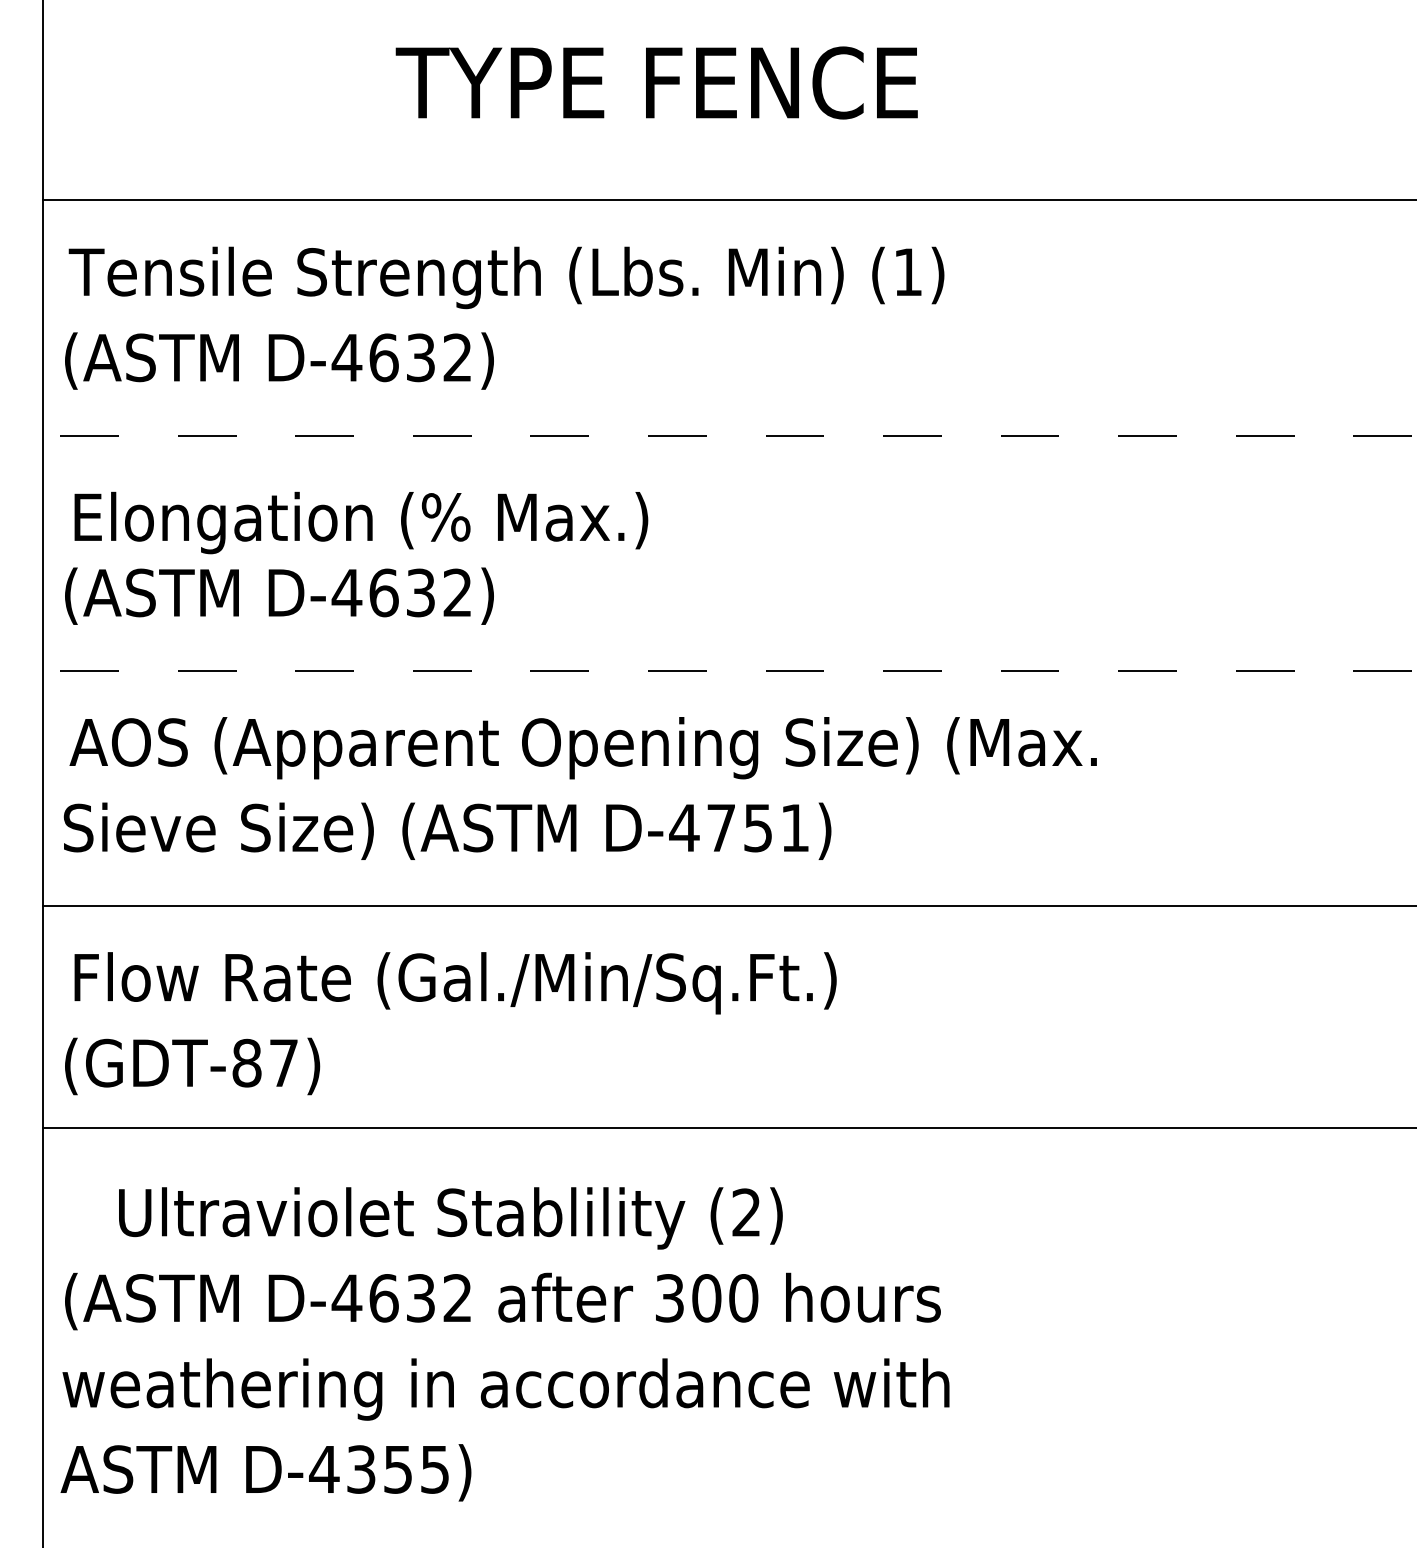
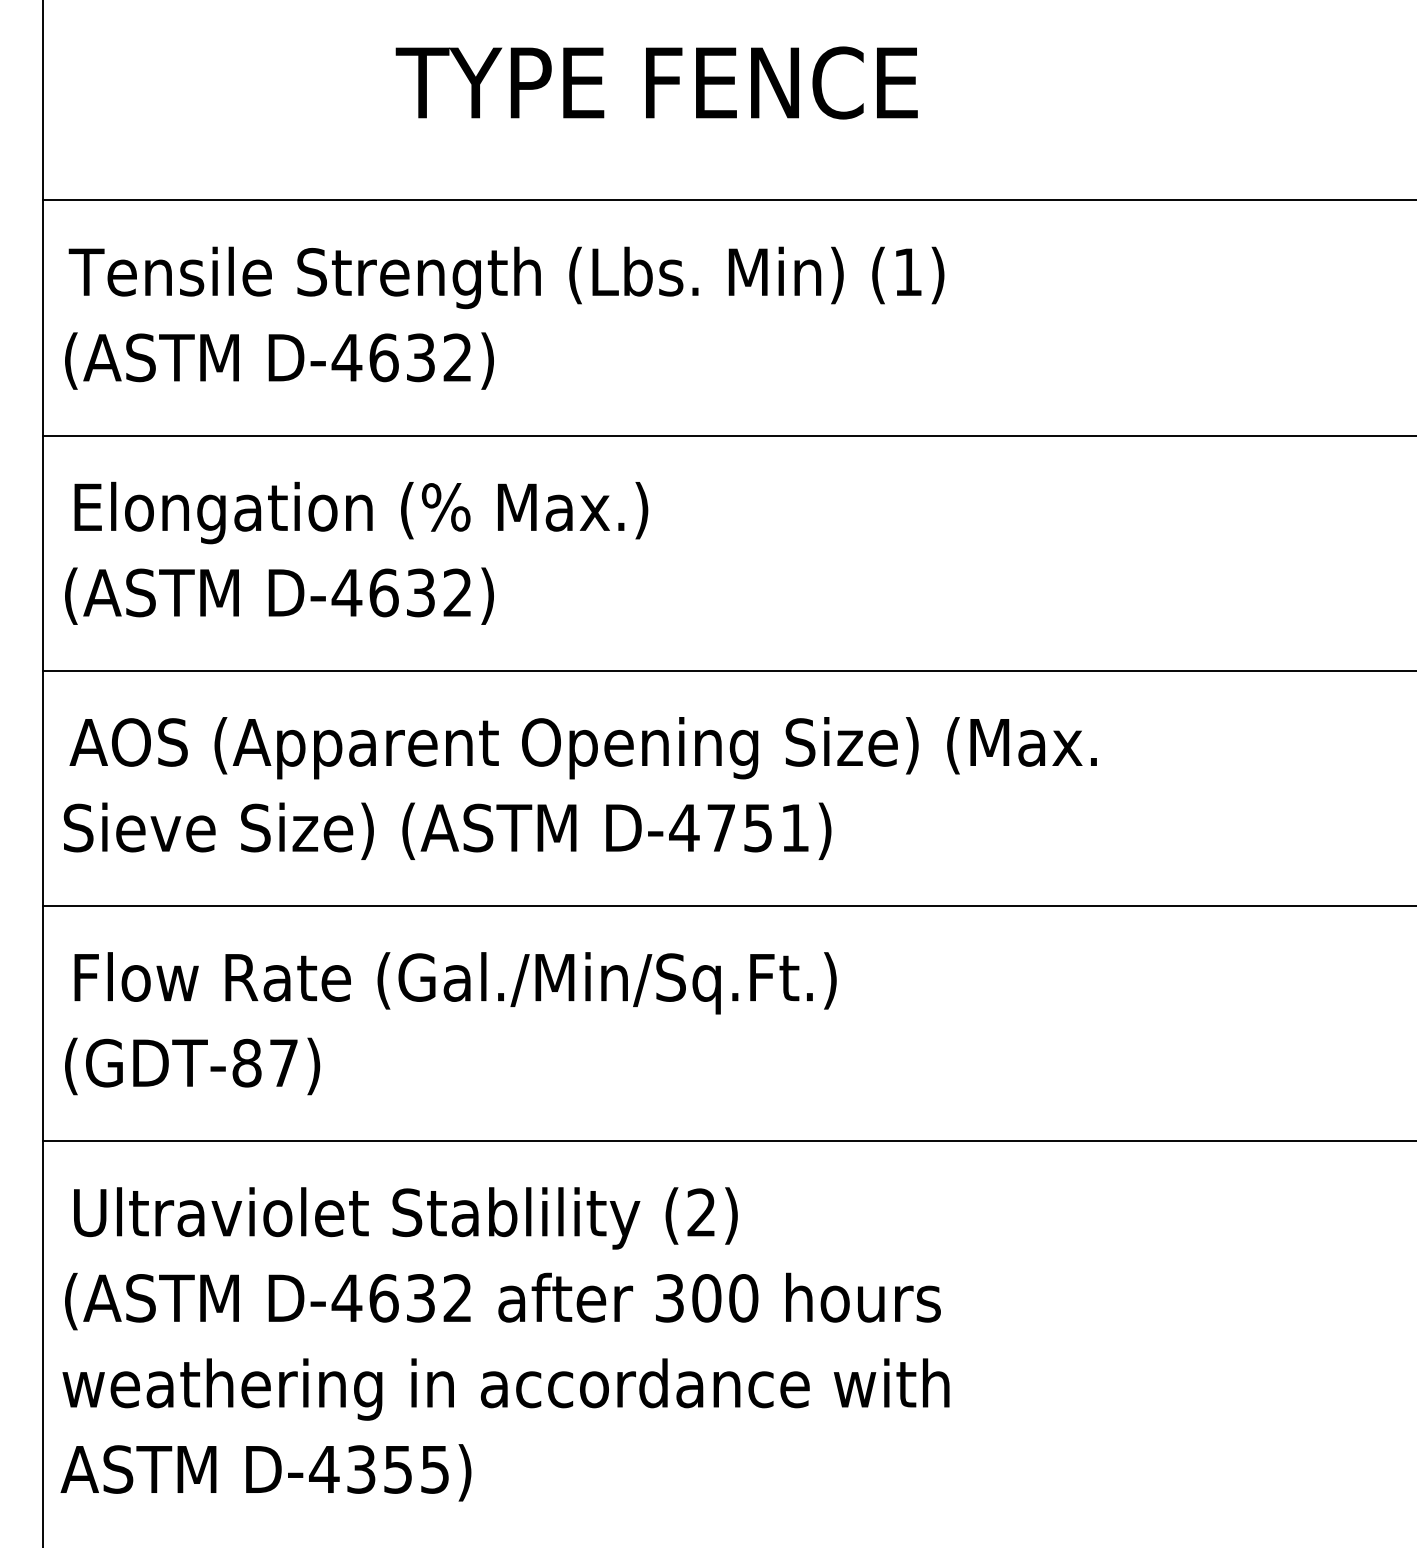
line: dashed -> solid (729, 435)
text position: (361, 522) -> (361, 512) (361, 512)
line: dashed -> solid (729, 670)
line position: (727, 1127) -> (727, 1140) (727, 1140)
text position: (450, 1218) -> (405, 1218) (405, 1218)
